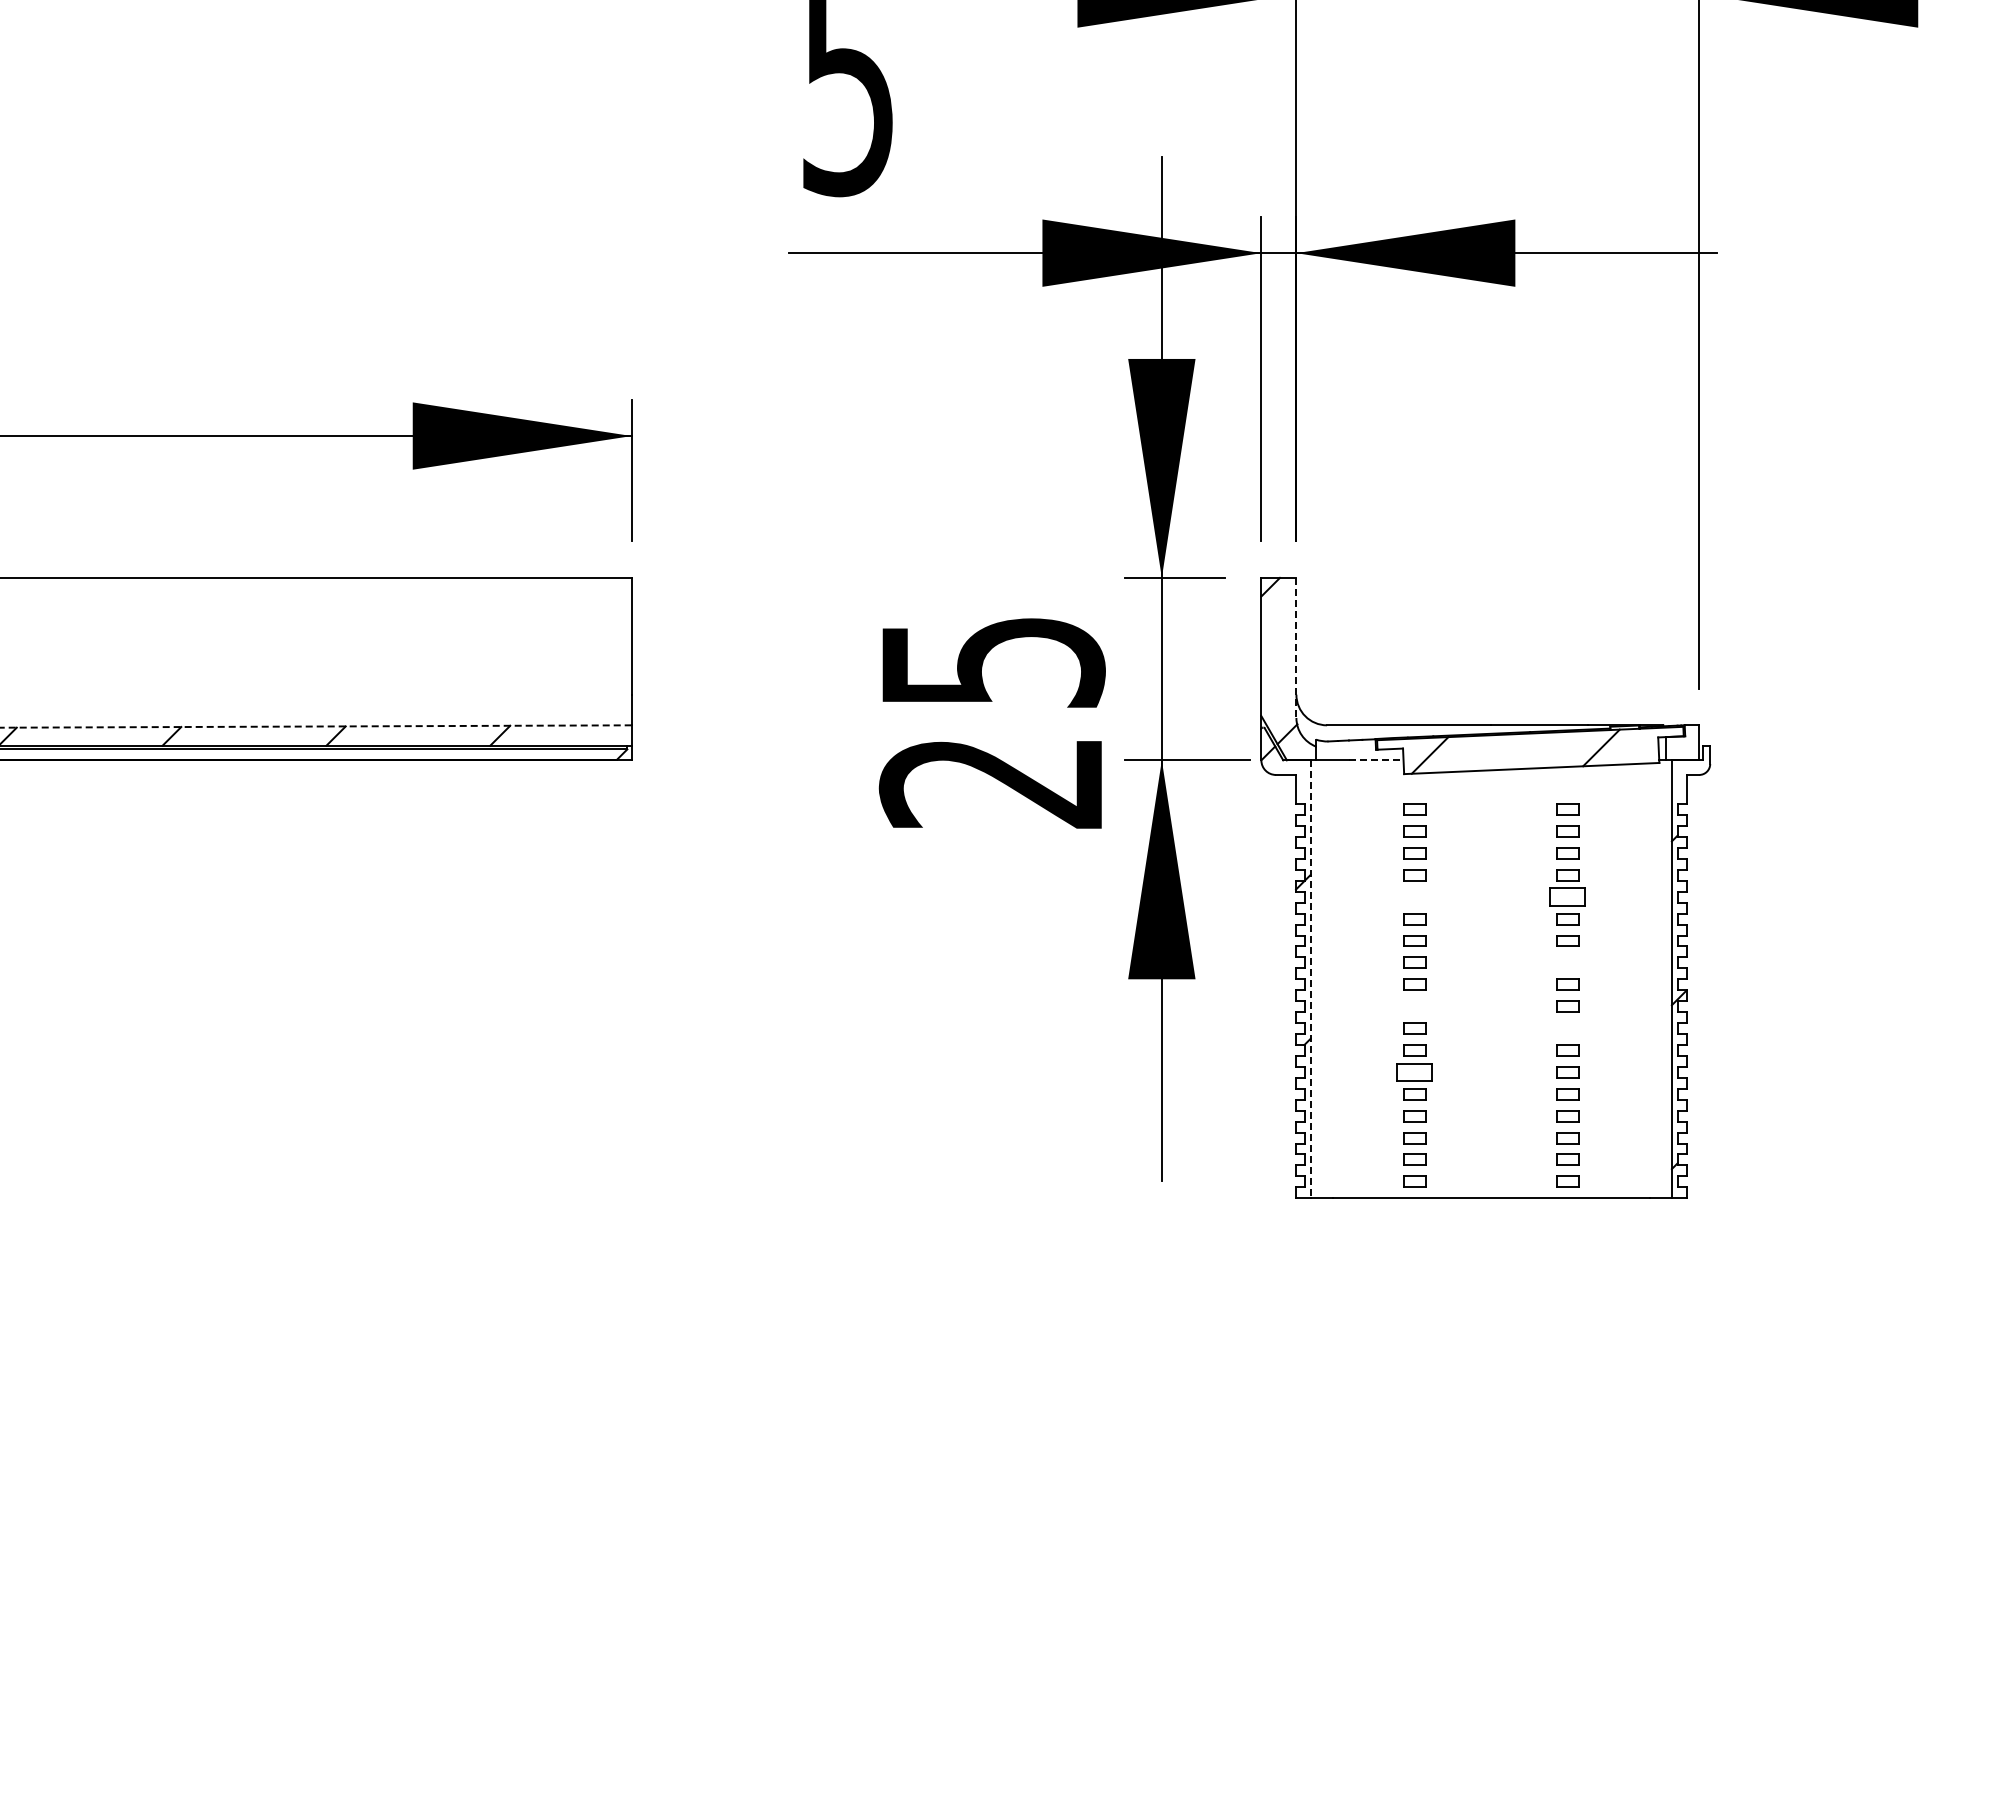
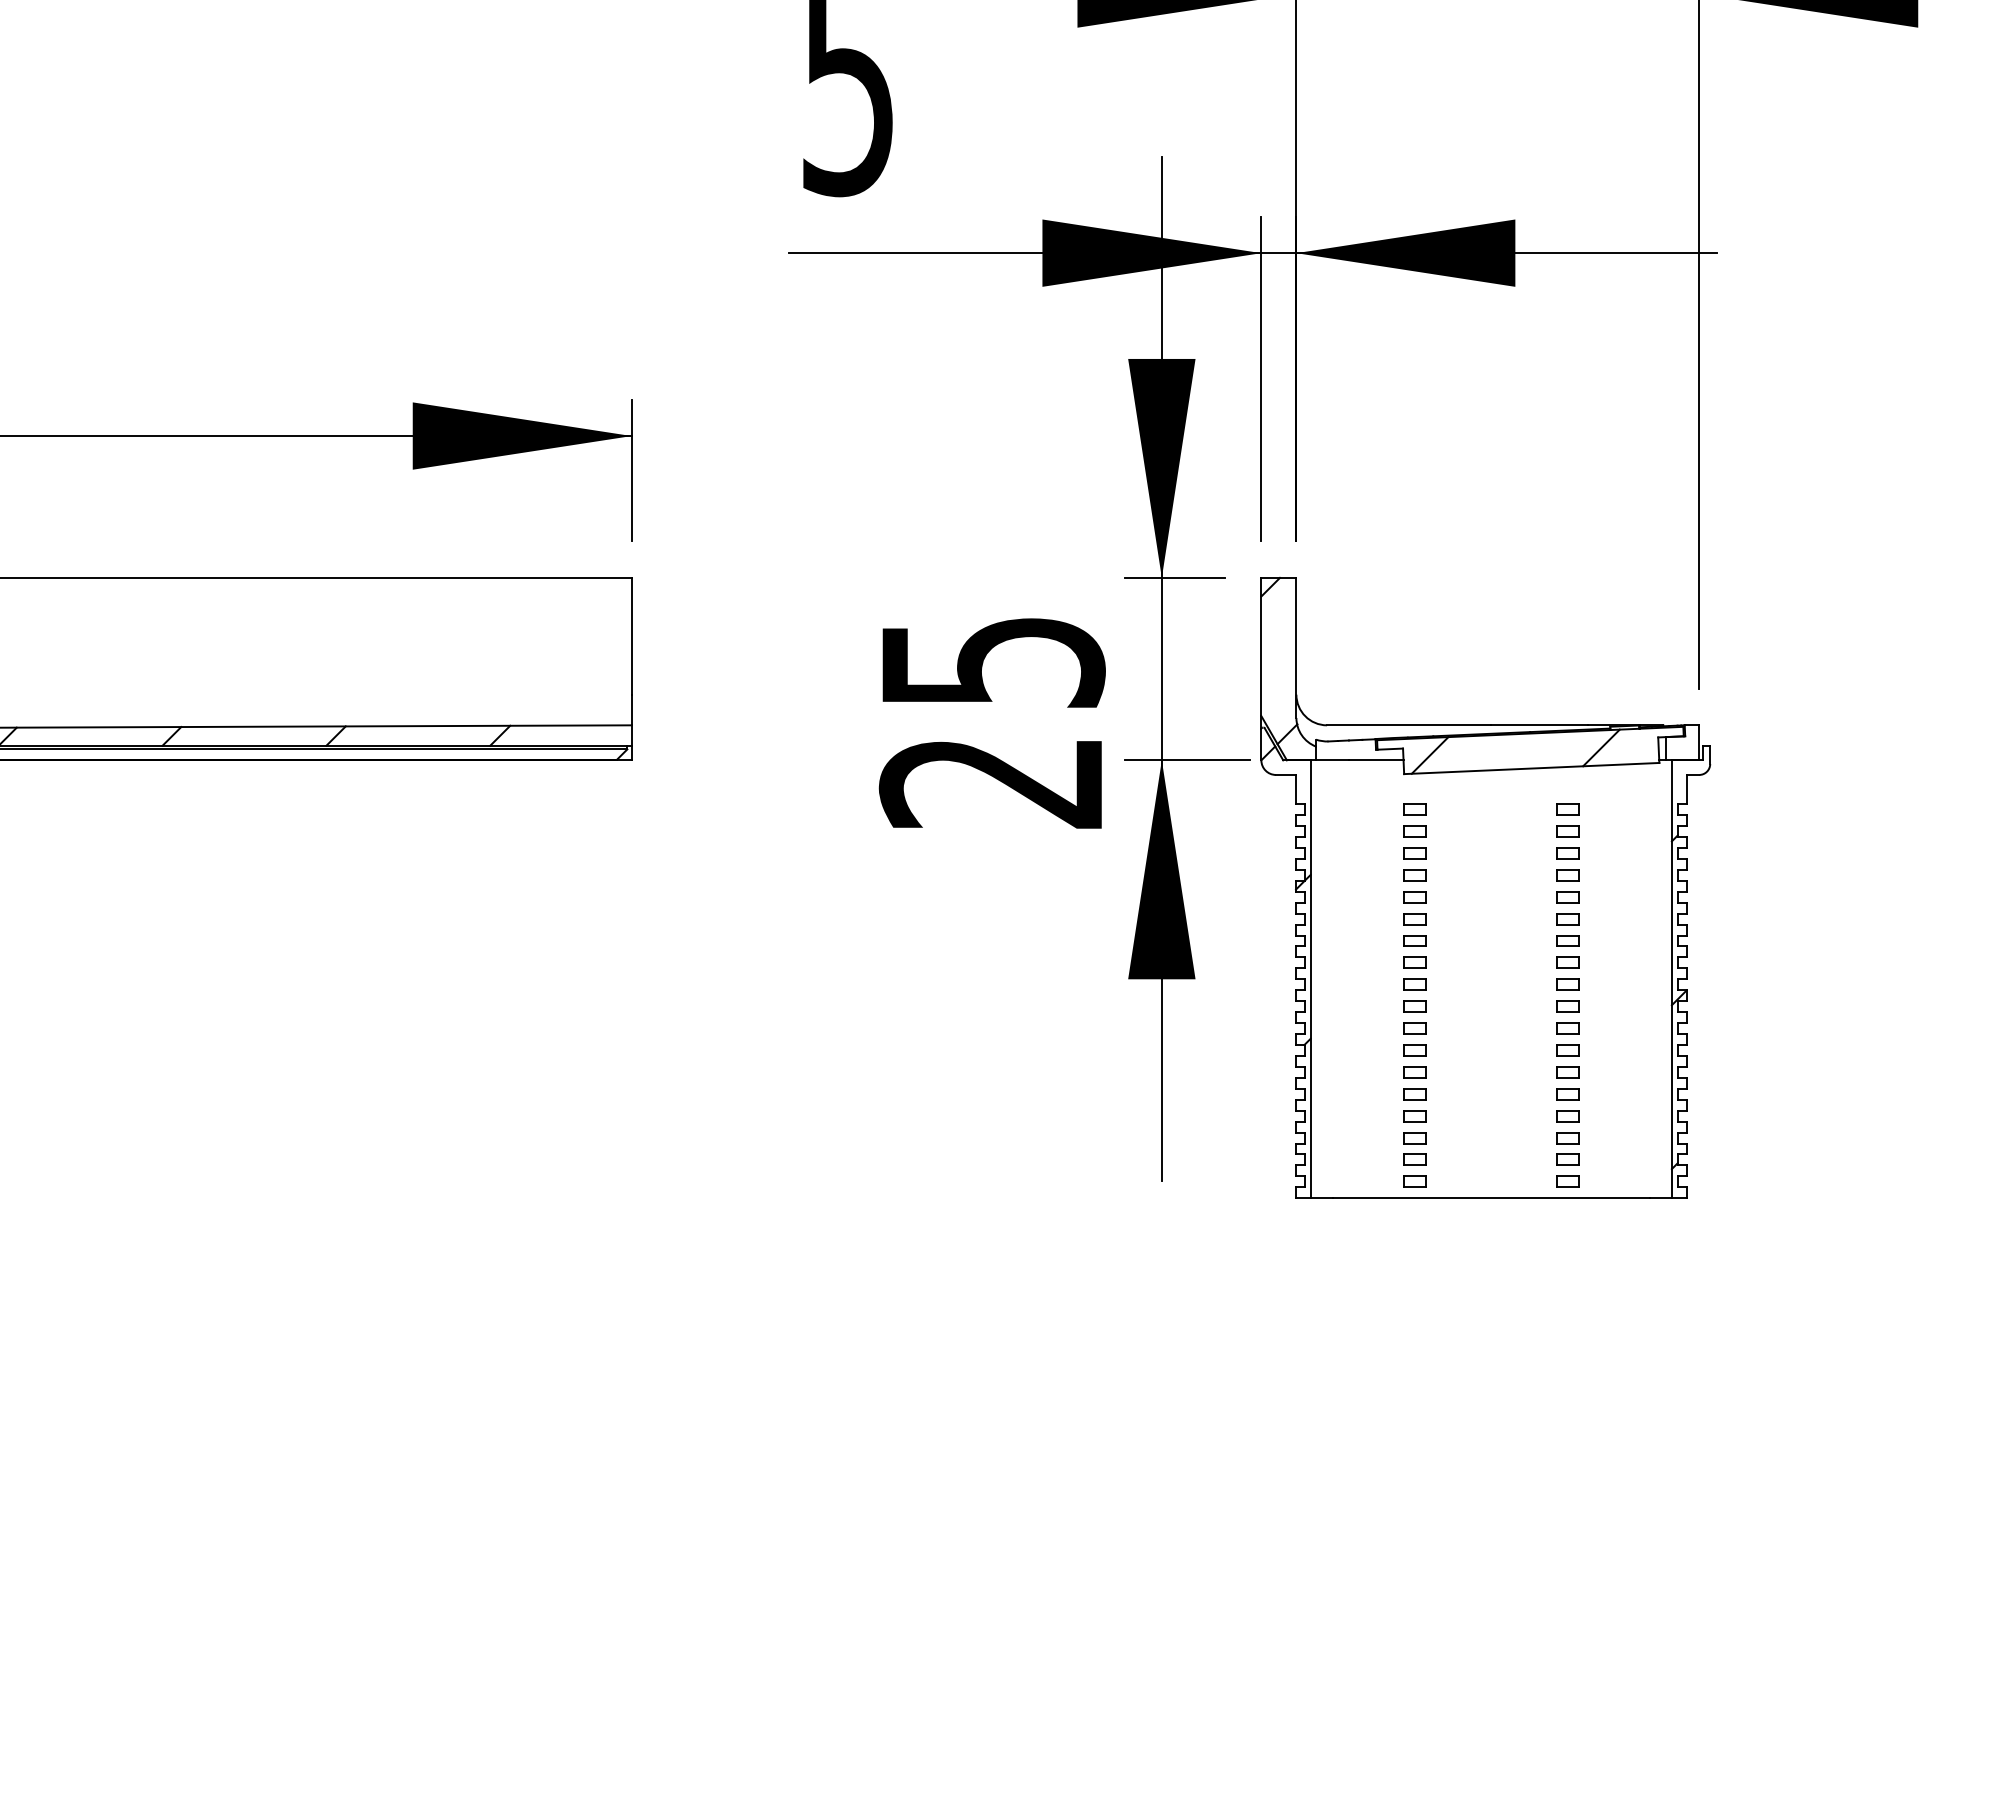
line: dashed -> solid (1296, 648)
line: dashed -> solid (316, 726)
line: dashed -> solid (1376, 760)
part size: 37x20 px -> 24x13 px (1567, 897)
part: none -> present (1414, 897)
part: none -> present (1567, 962)
line: dashed -> solid (1310, 979)
part: none -> present (1414, 1006)
part: none -> present (1567, 1028)
part size: 37x19 px -> 24x13 px (1414, 1072)
